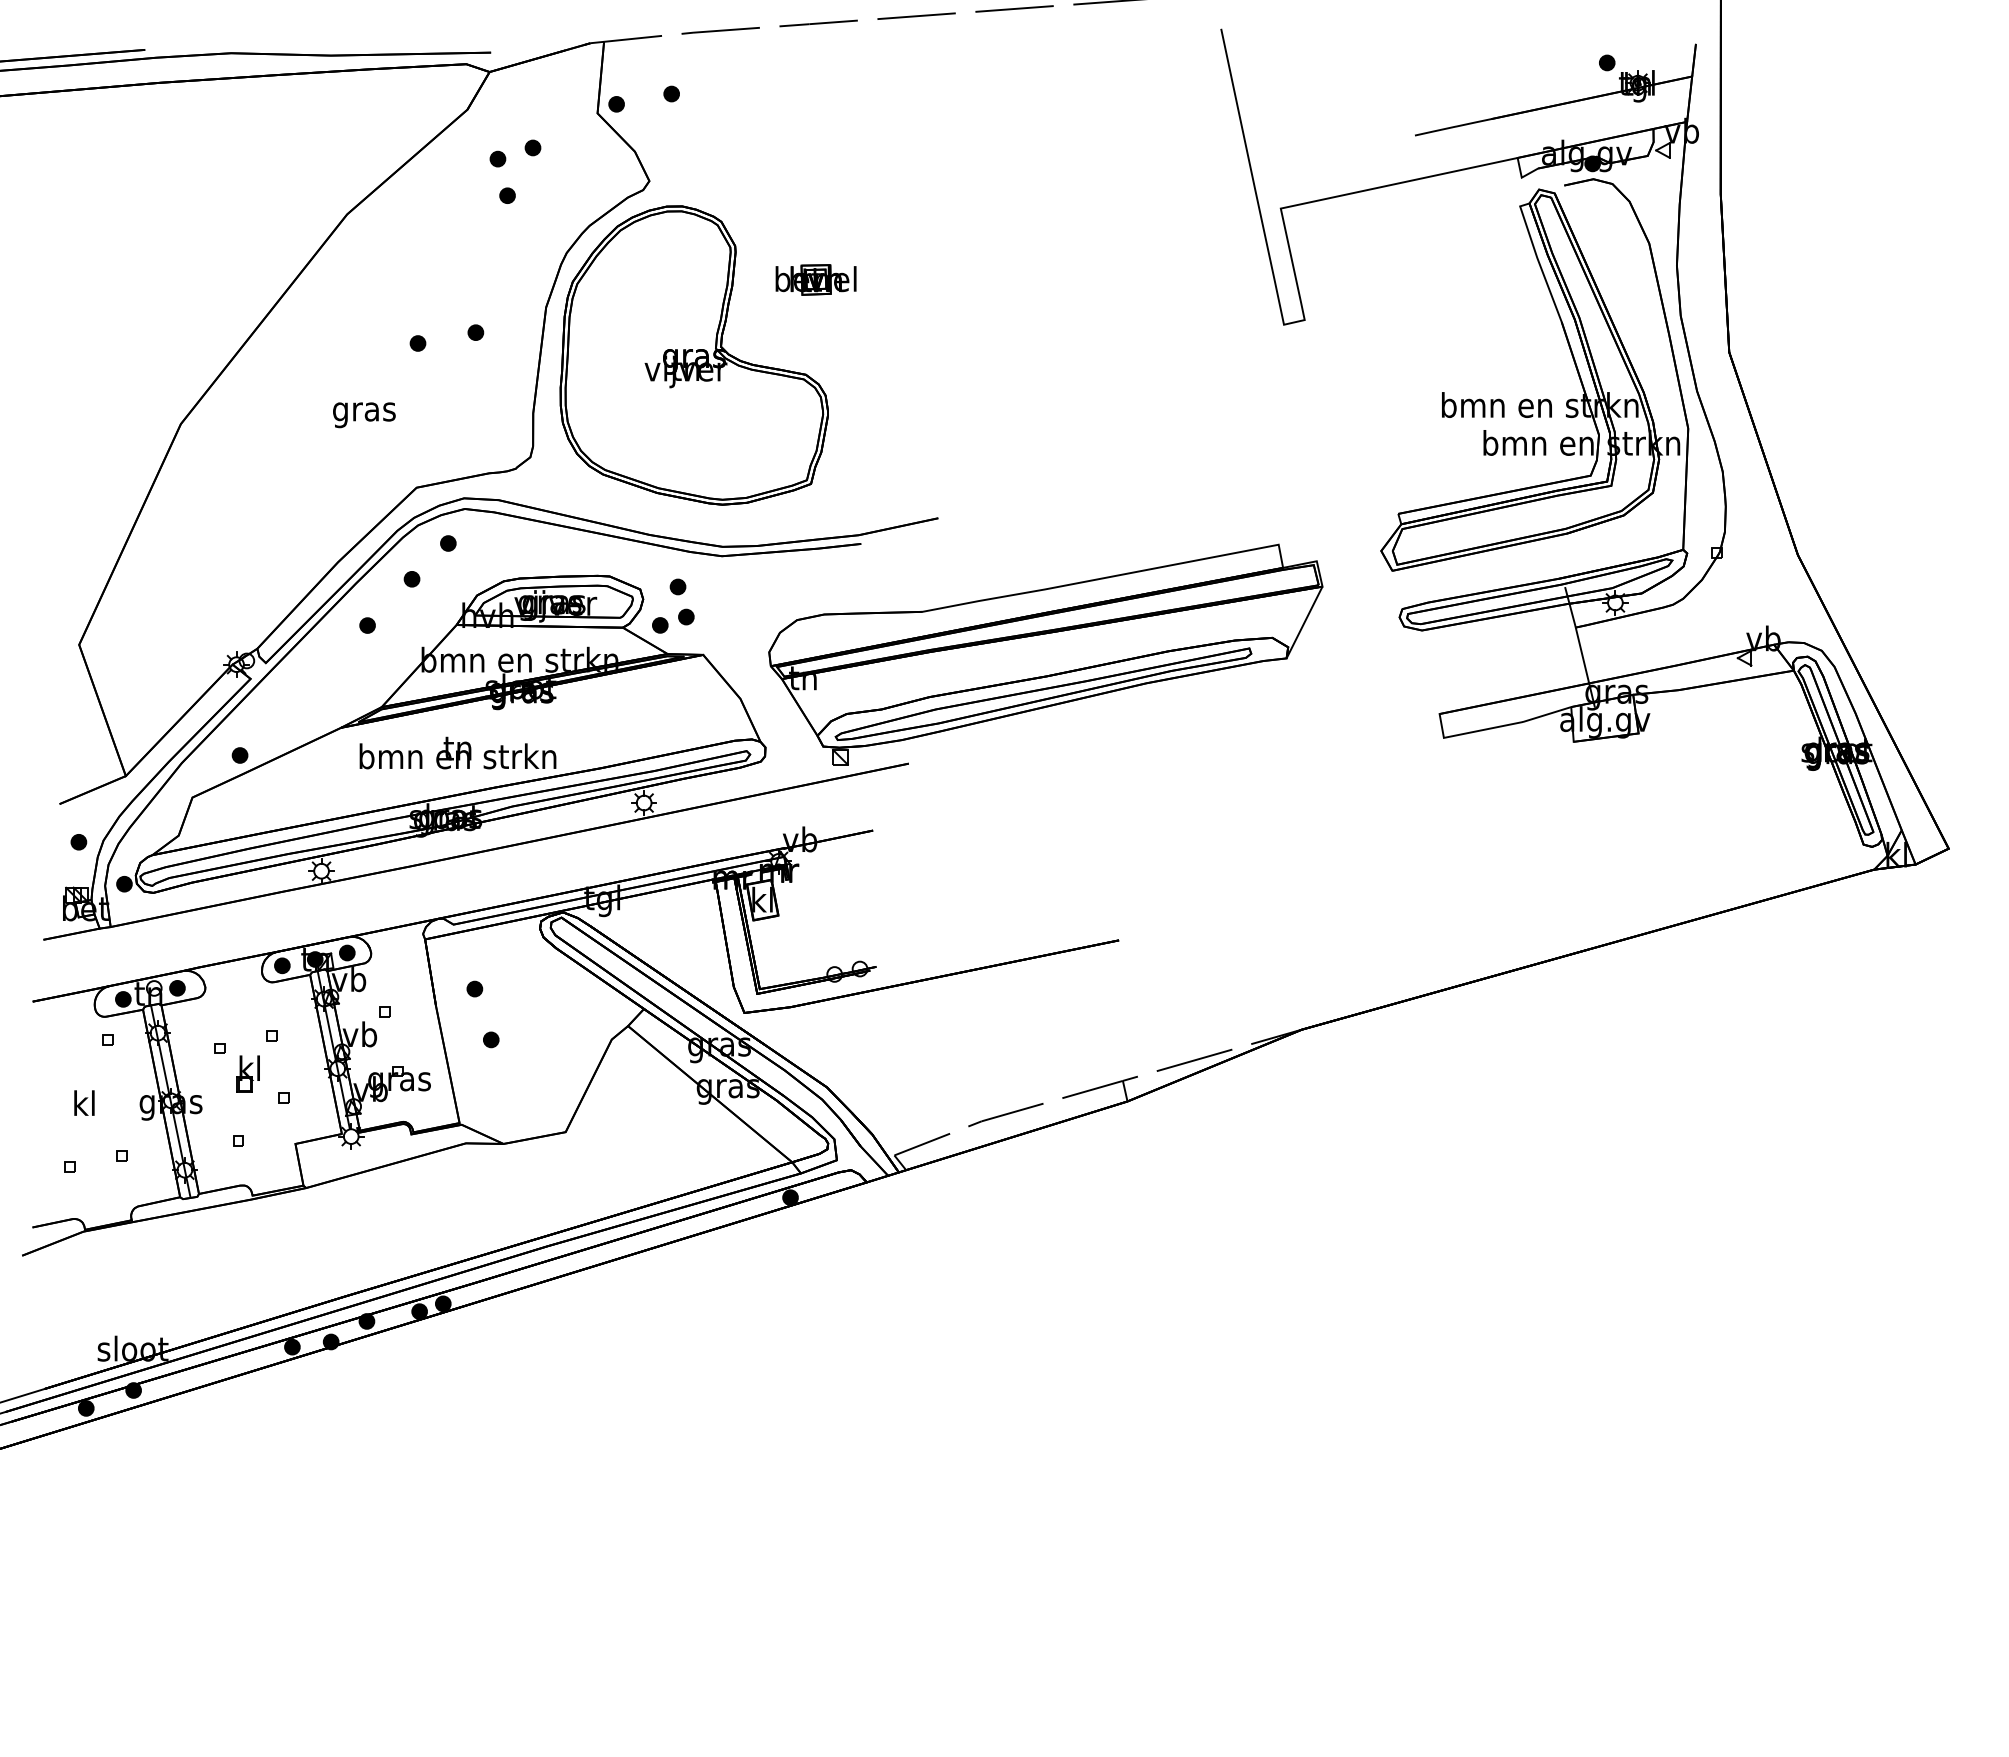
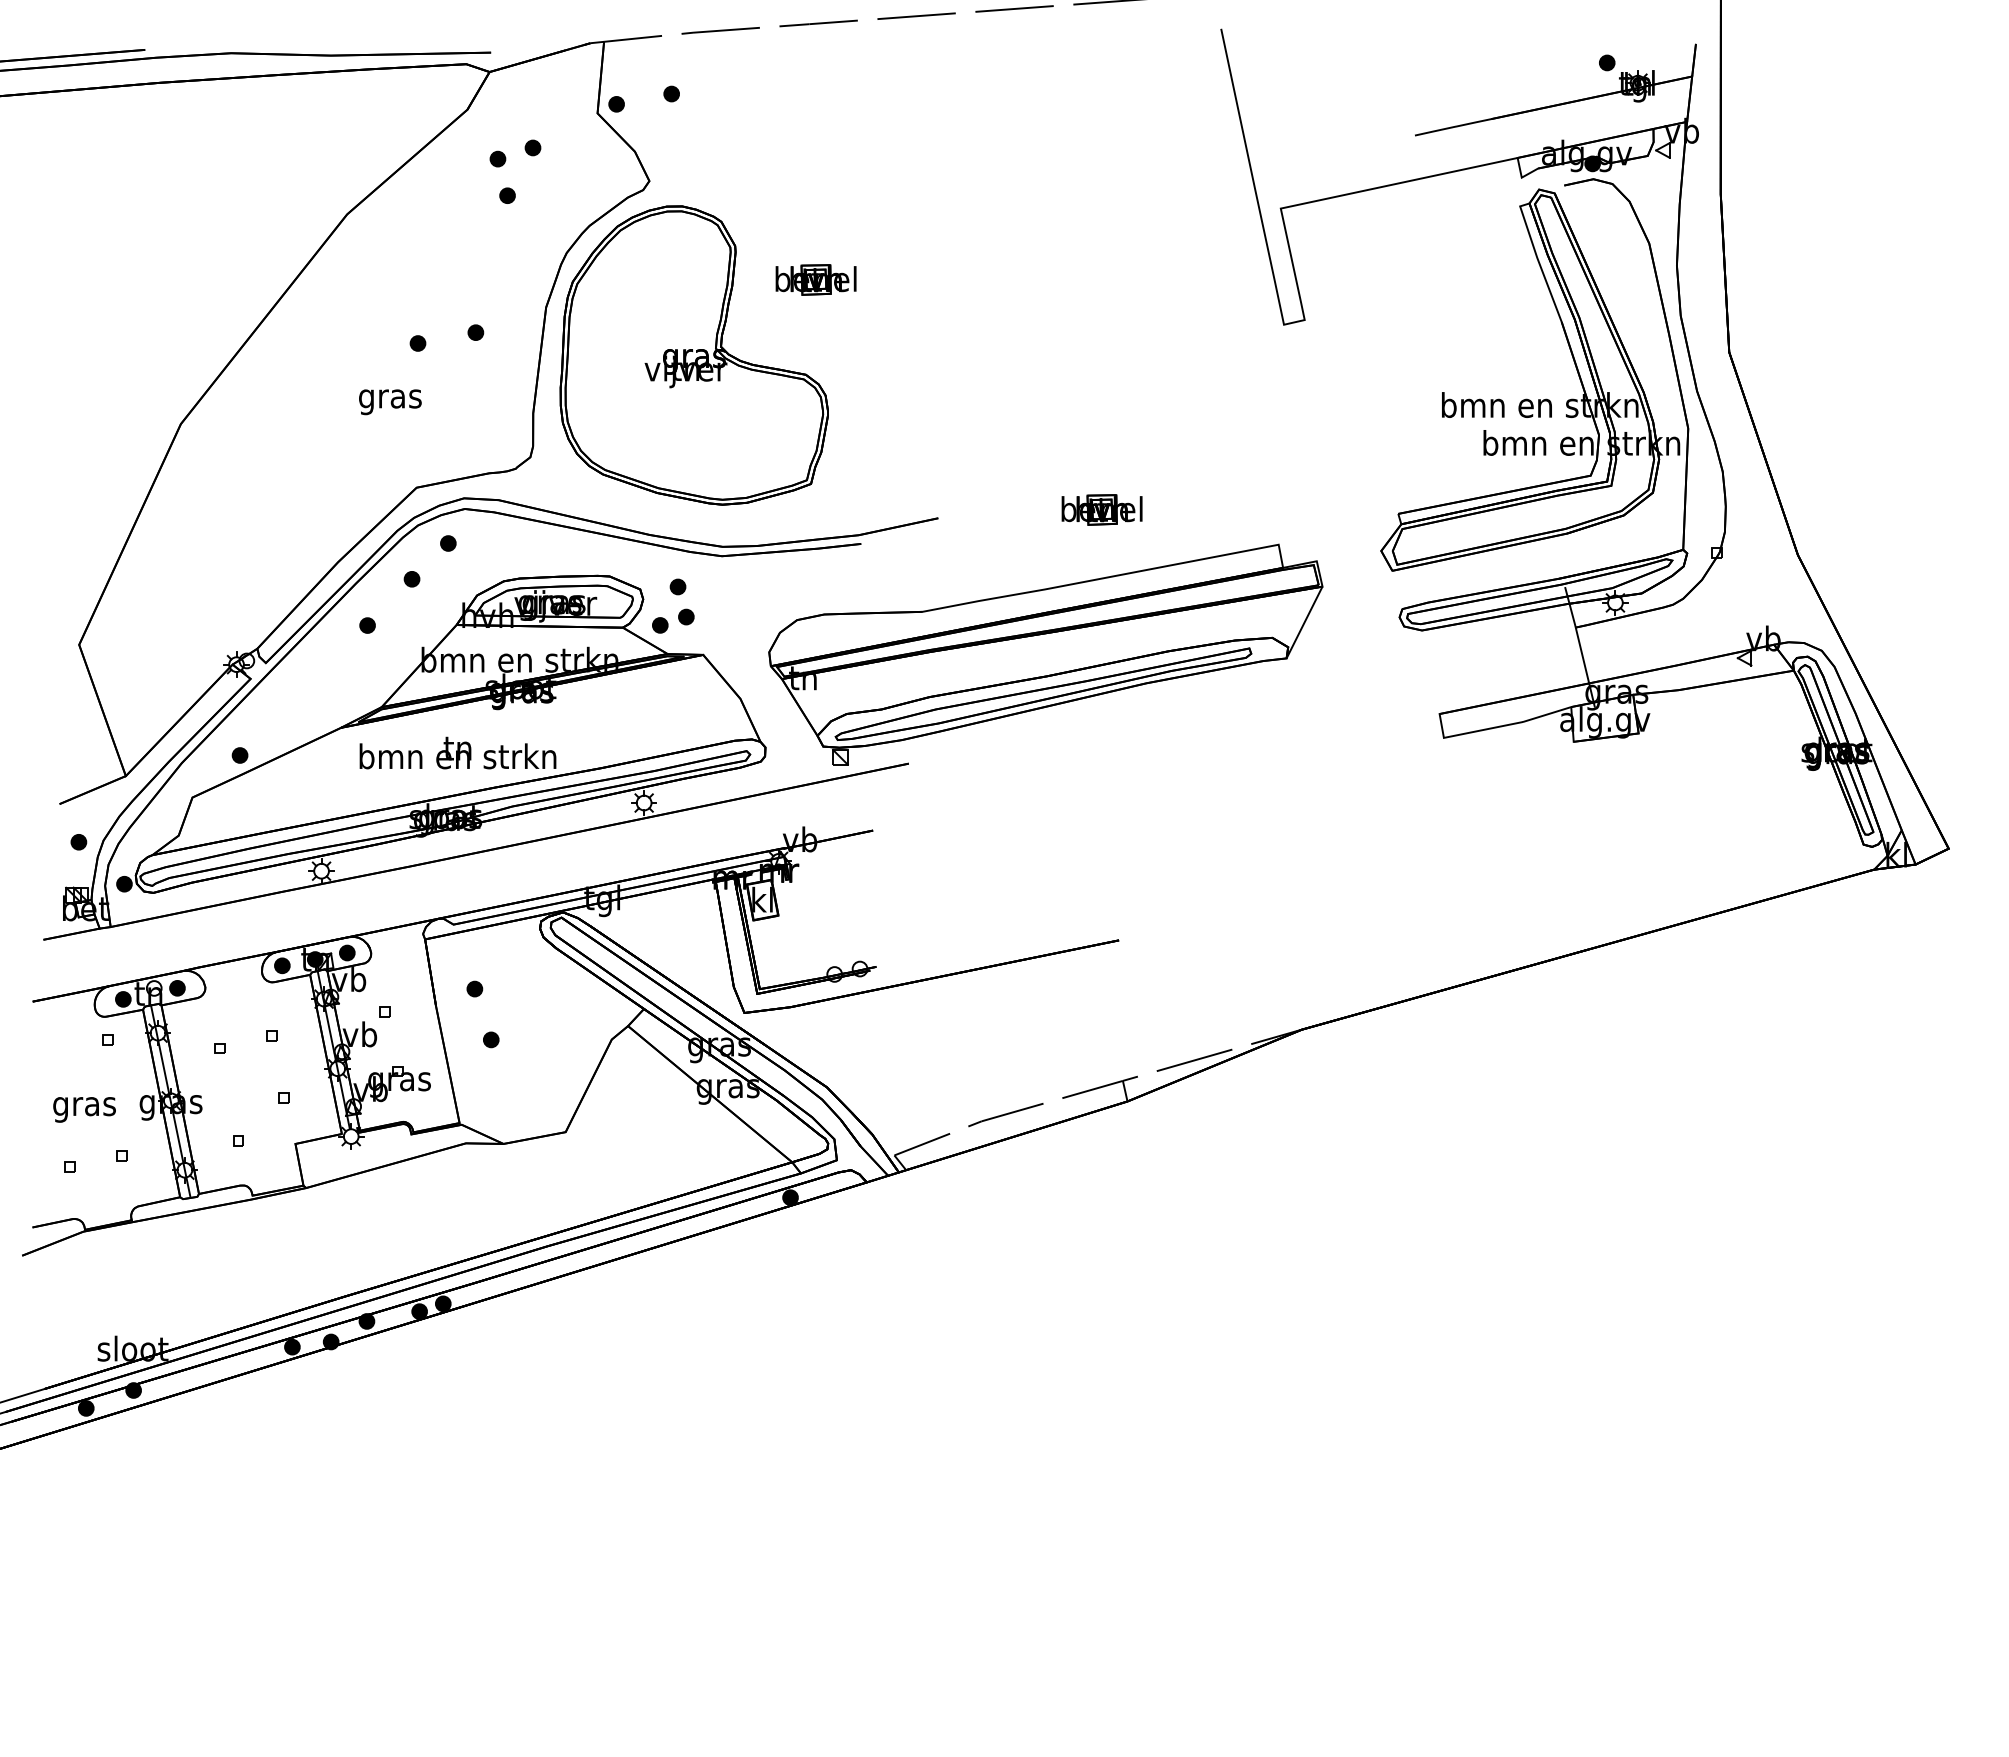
text position: (364, 415) -> (390, 402) (390, 402)
part: none -> present (1101, 509)
part: present -> none (247, 1073)
text: kl -> gras (84, 1106)
